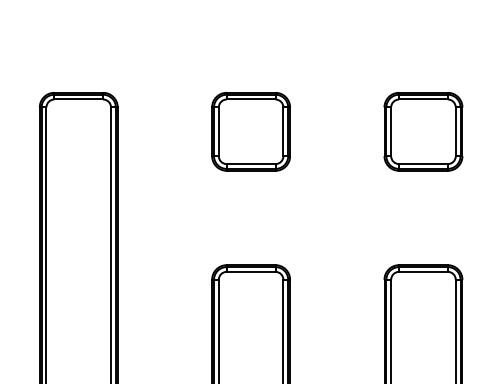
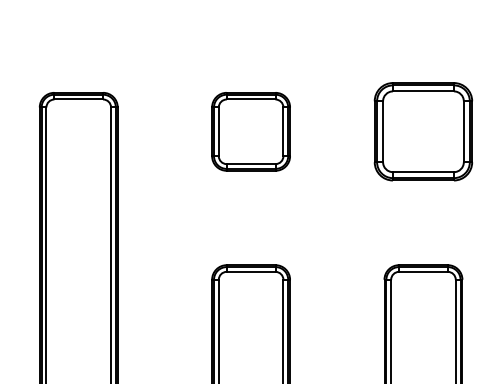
part size: 81x80 px -> 101x100 px (423, 131)
